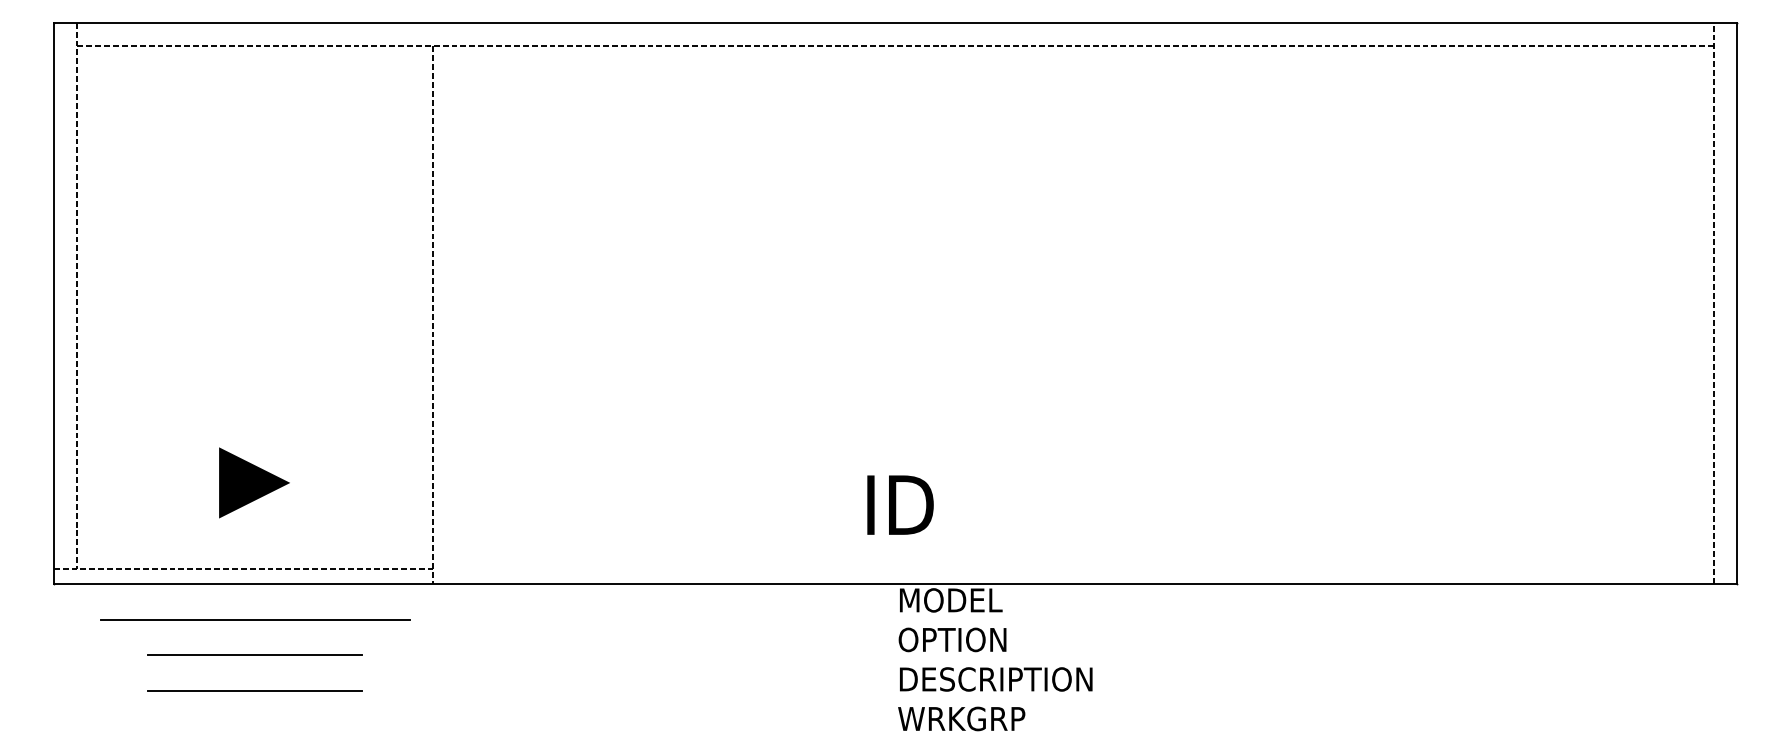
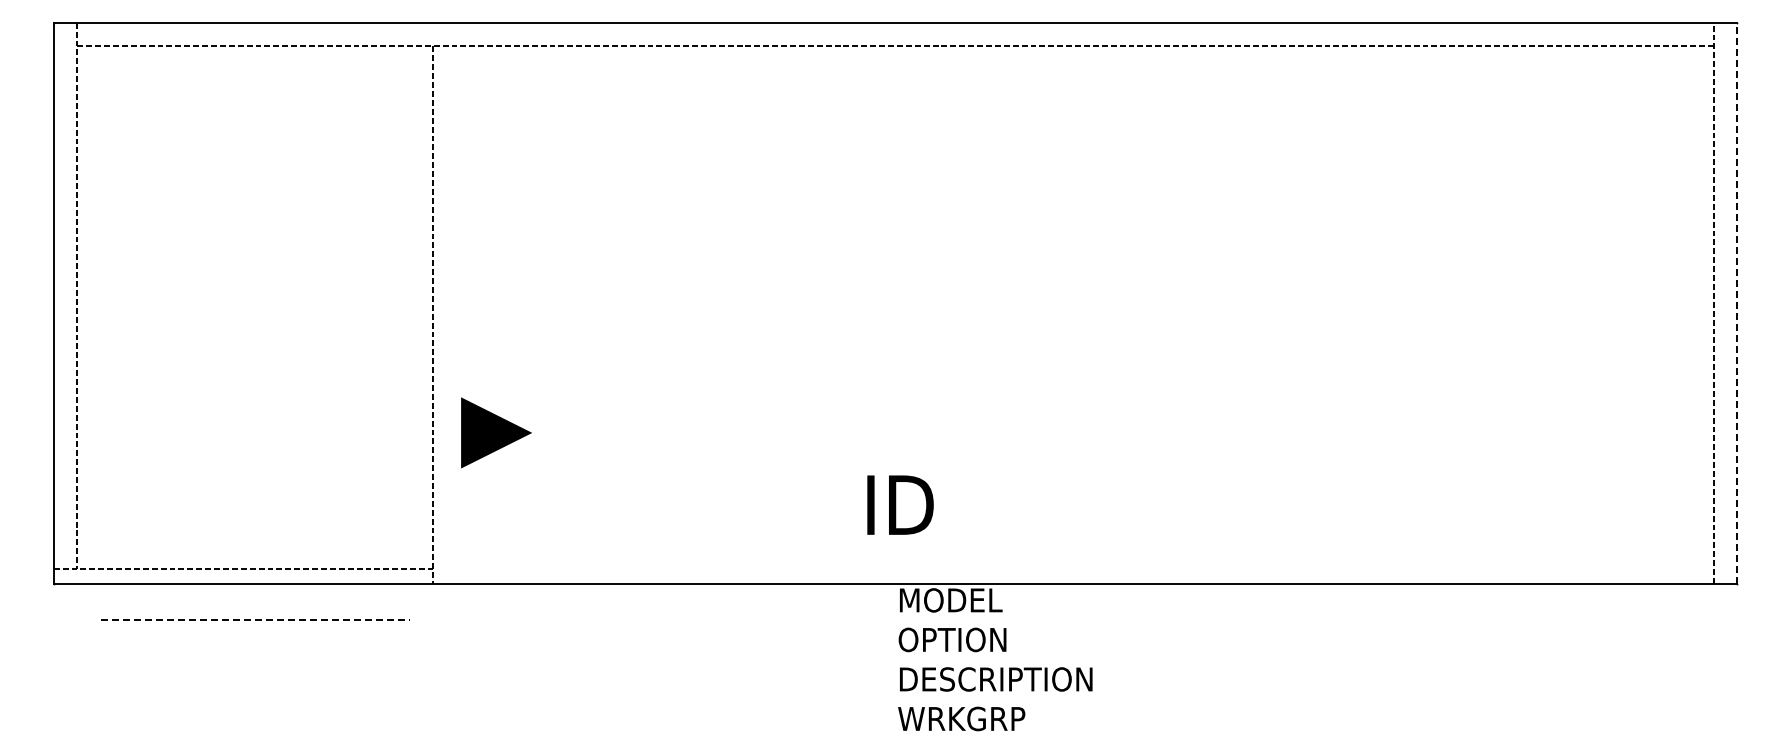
line: solid -> dashed (1737, 303)
line position: (254, 482) -> (496, 432) (496, 432)
line: solid -> dashed (255, 619)
line: present -> none (255, 655)
line: present -> none (255, 690)
